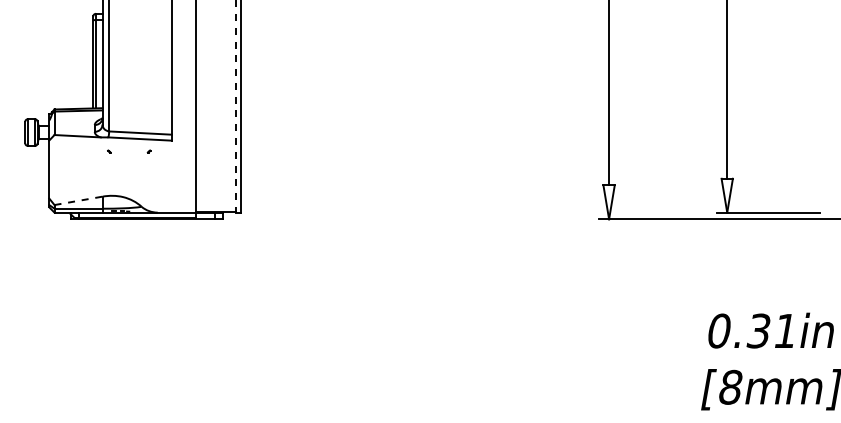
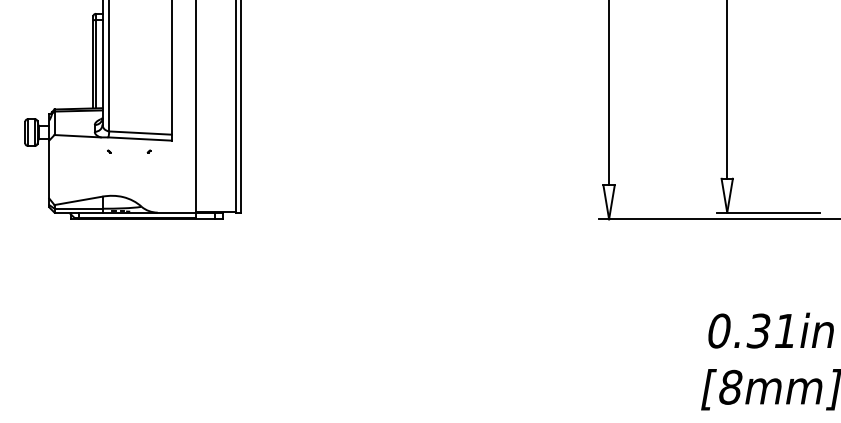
line: dashed -> solid (235, 106)
line: dashed -> solid (79, 200)
